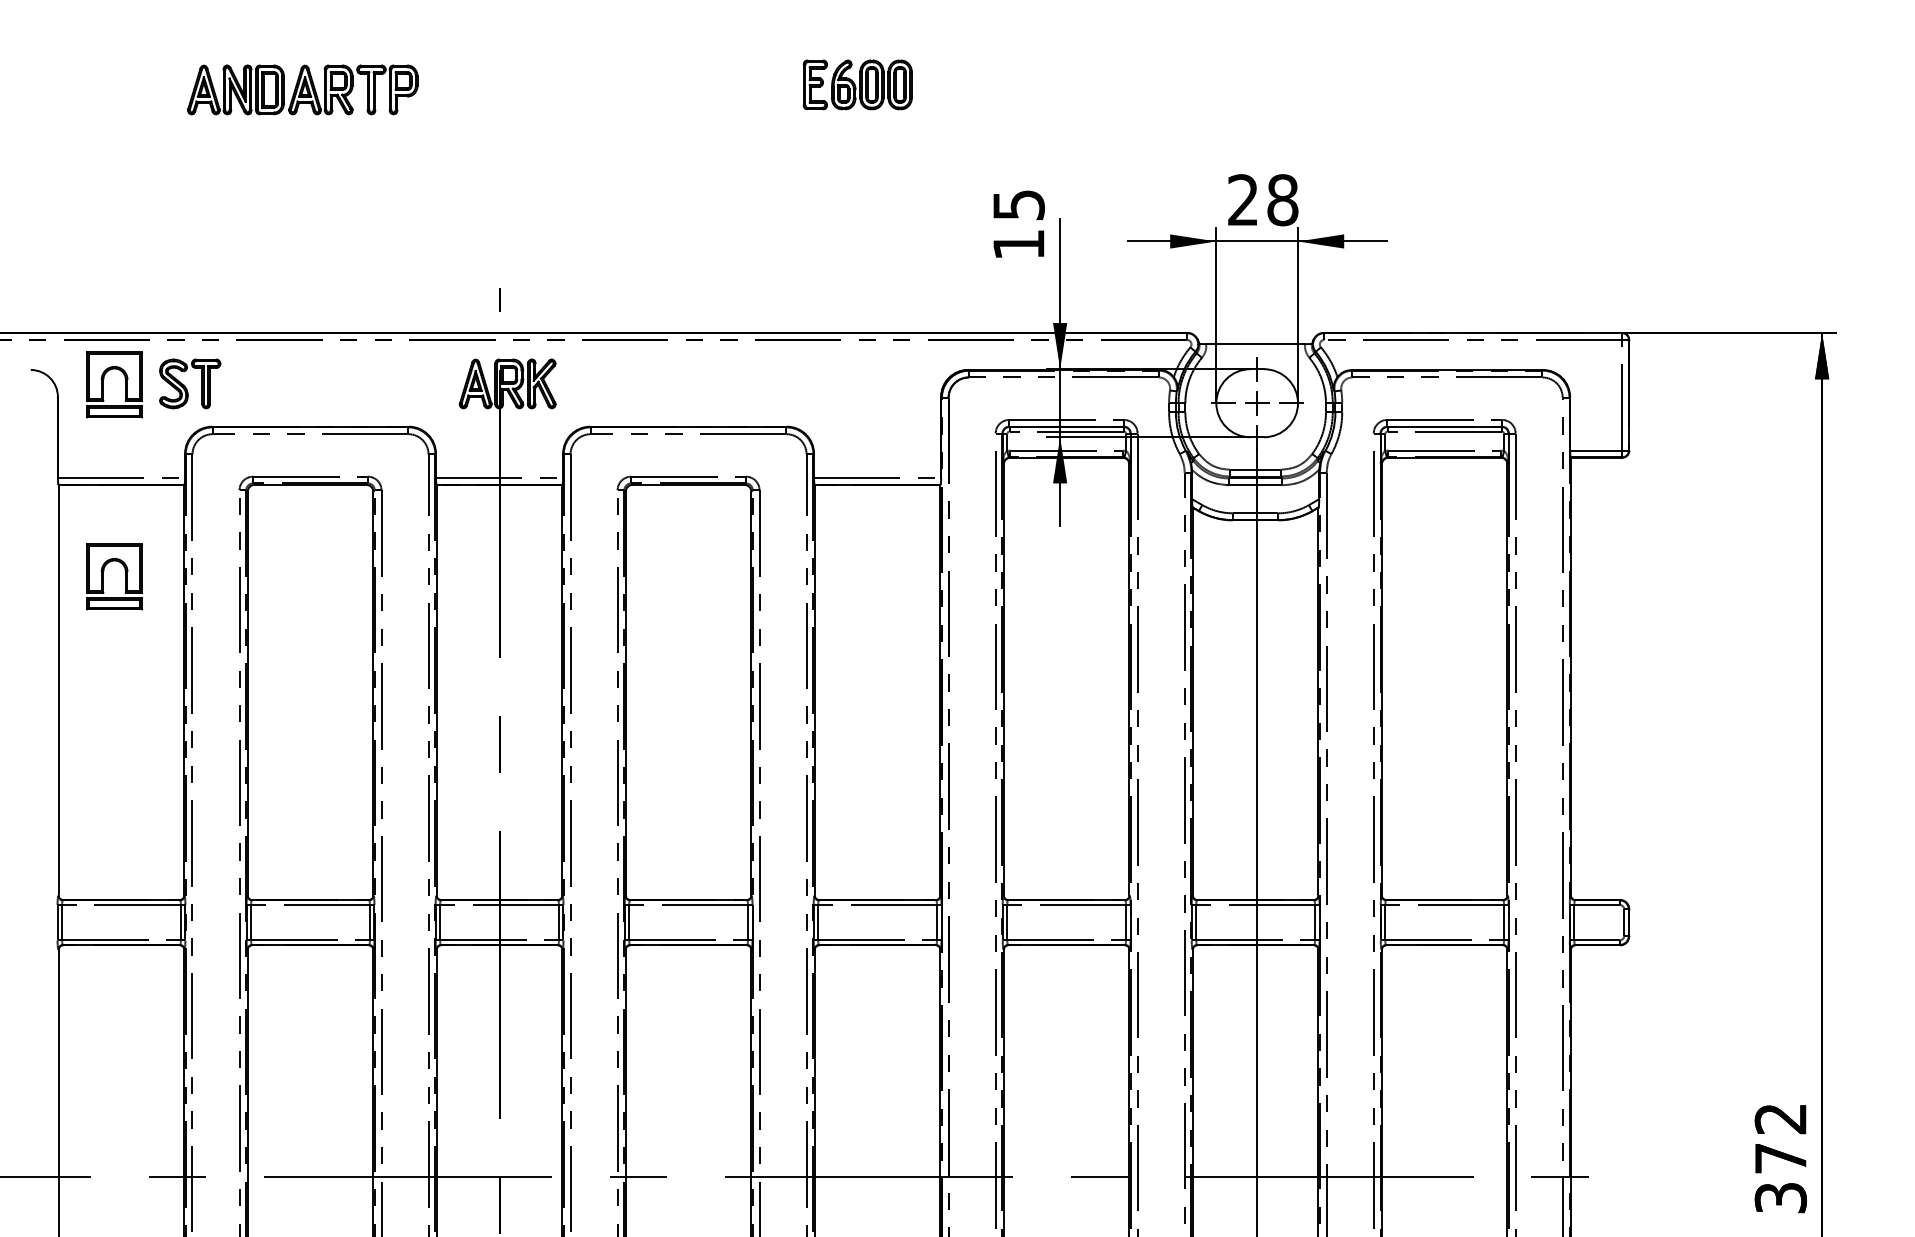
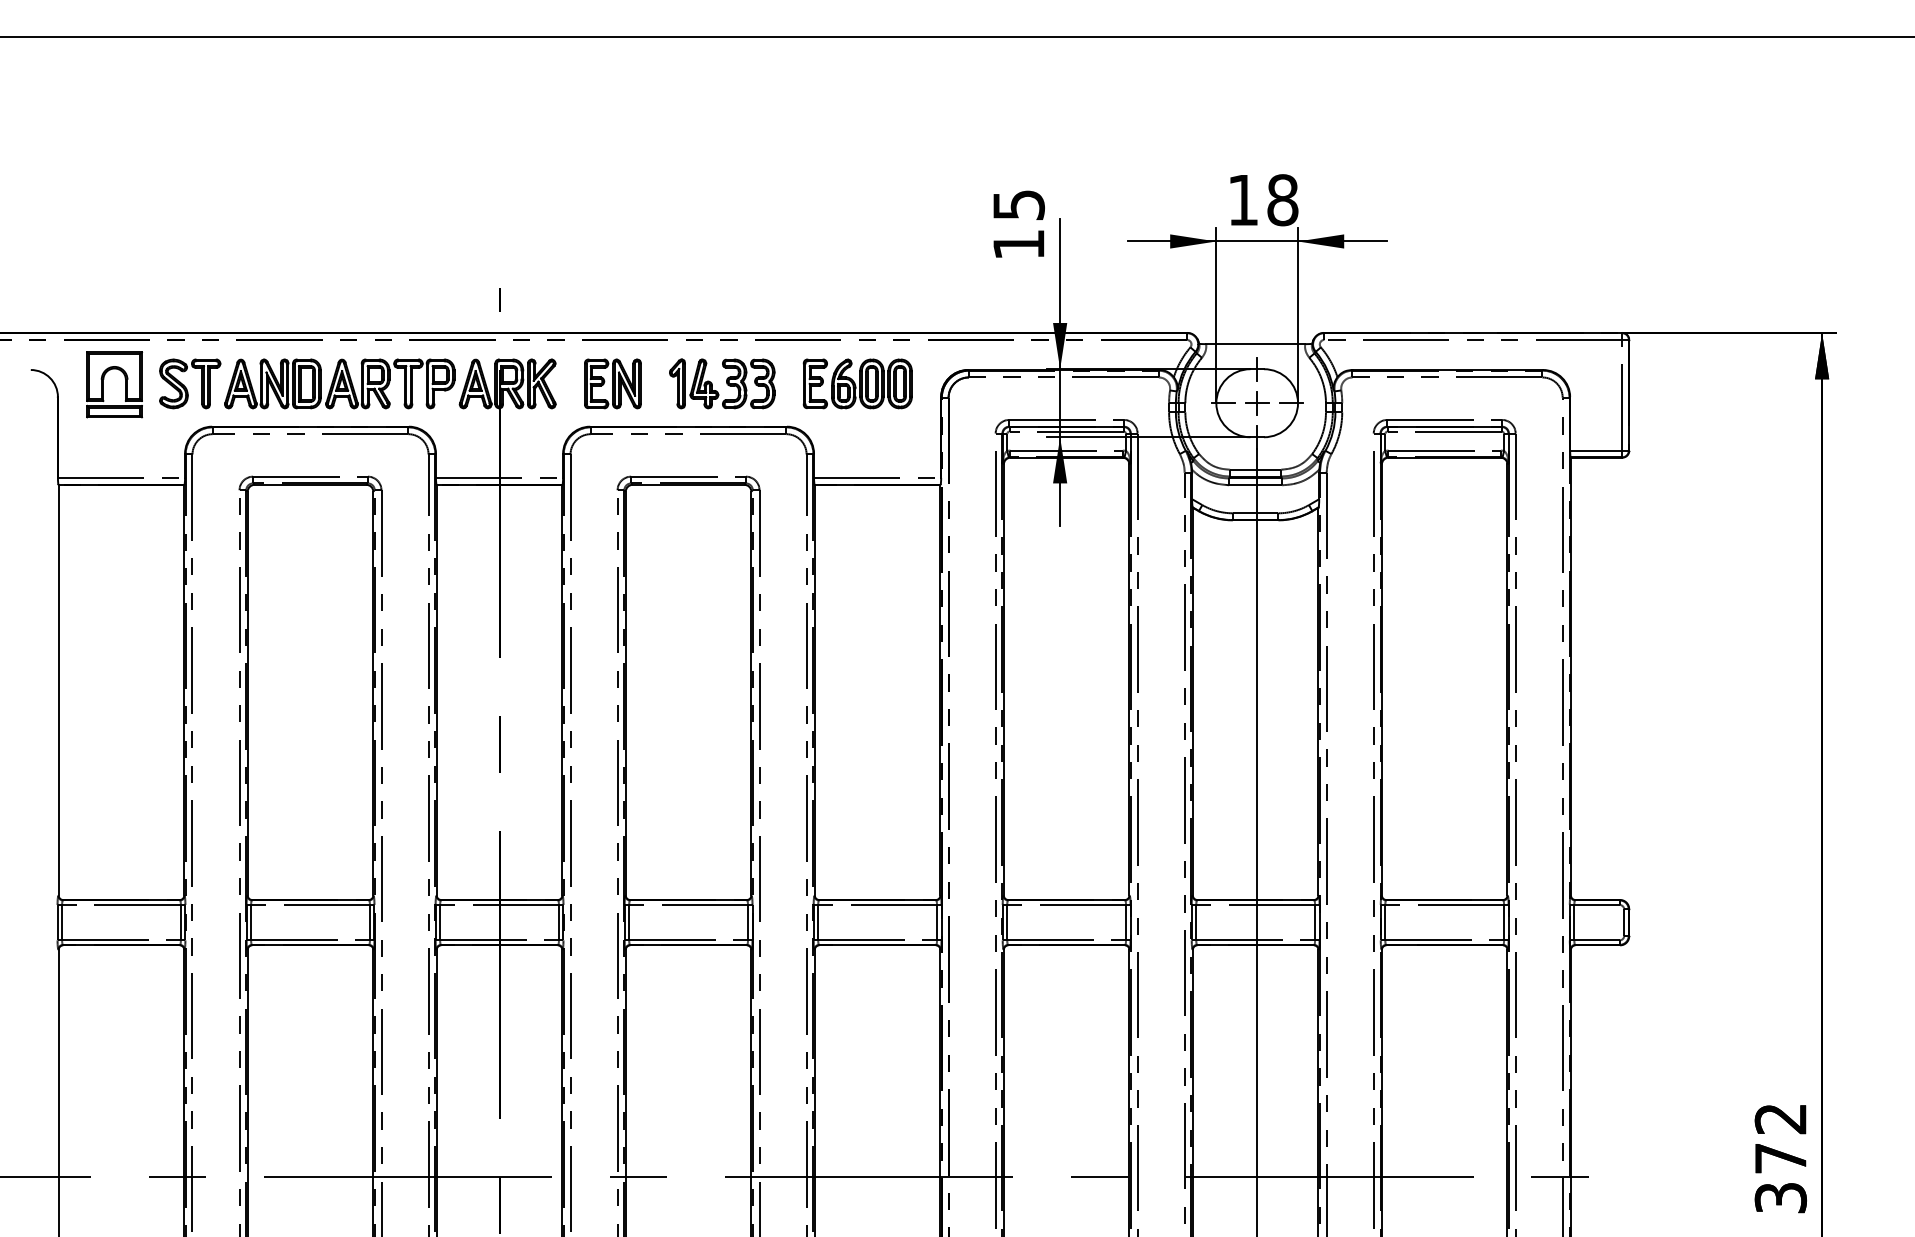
line: none -> present (956, 37)
part position: (857, 84) -> (857, 383) (857, 383)
part position: (302, 89) -> (339, 383) (339, 383)
text: 28 -> 18 (1242, 199)
part: none -> present (612, 383)
part: none -> present (722, 383)
part: present -> none (103, 576)
